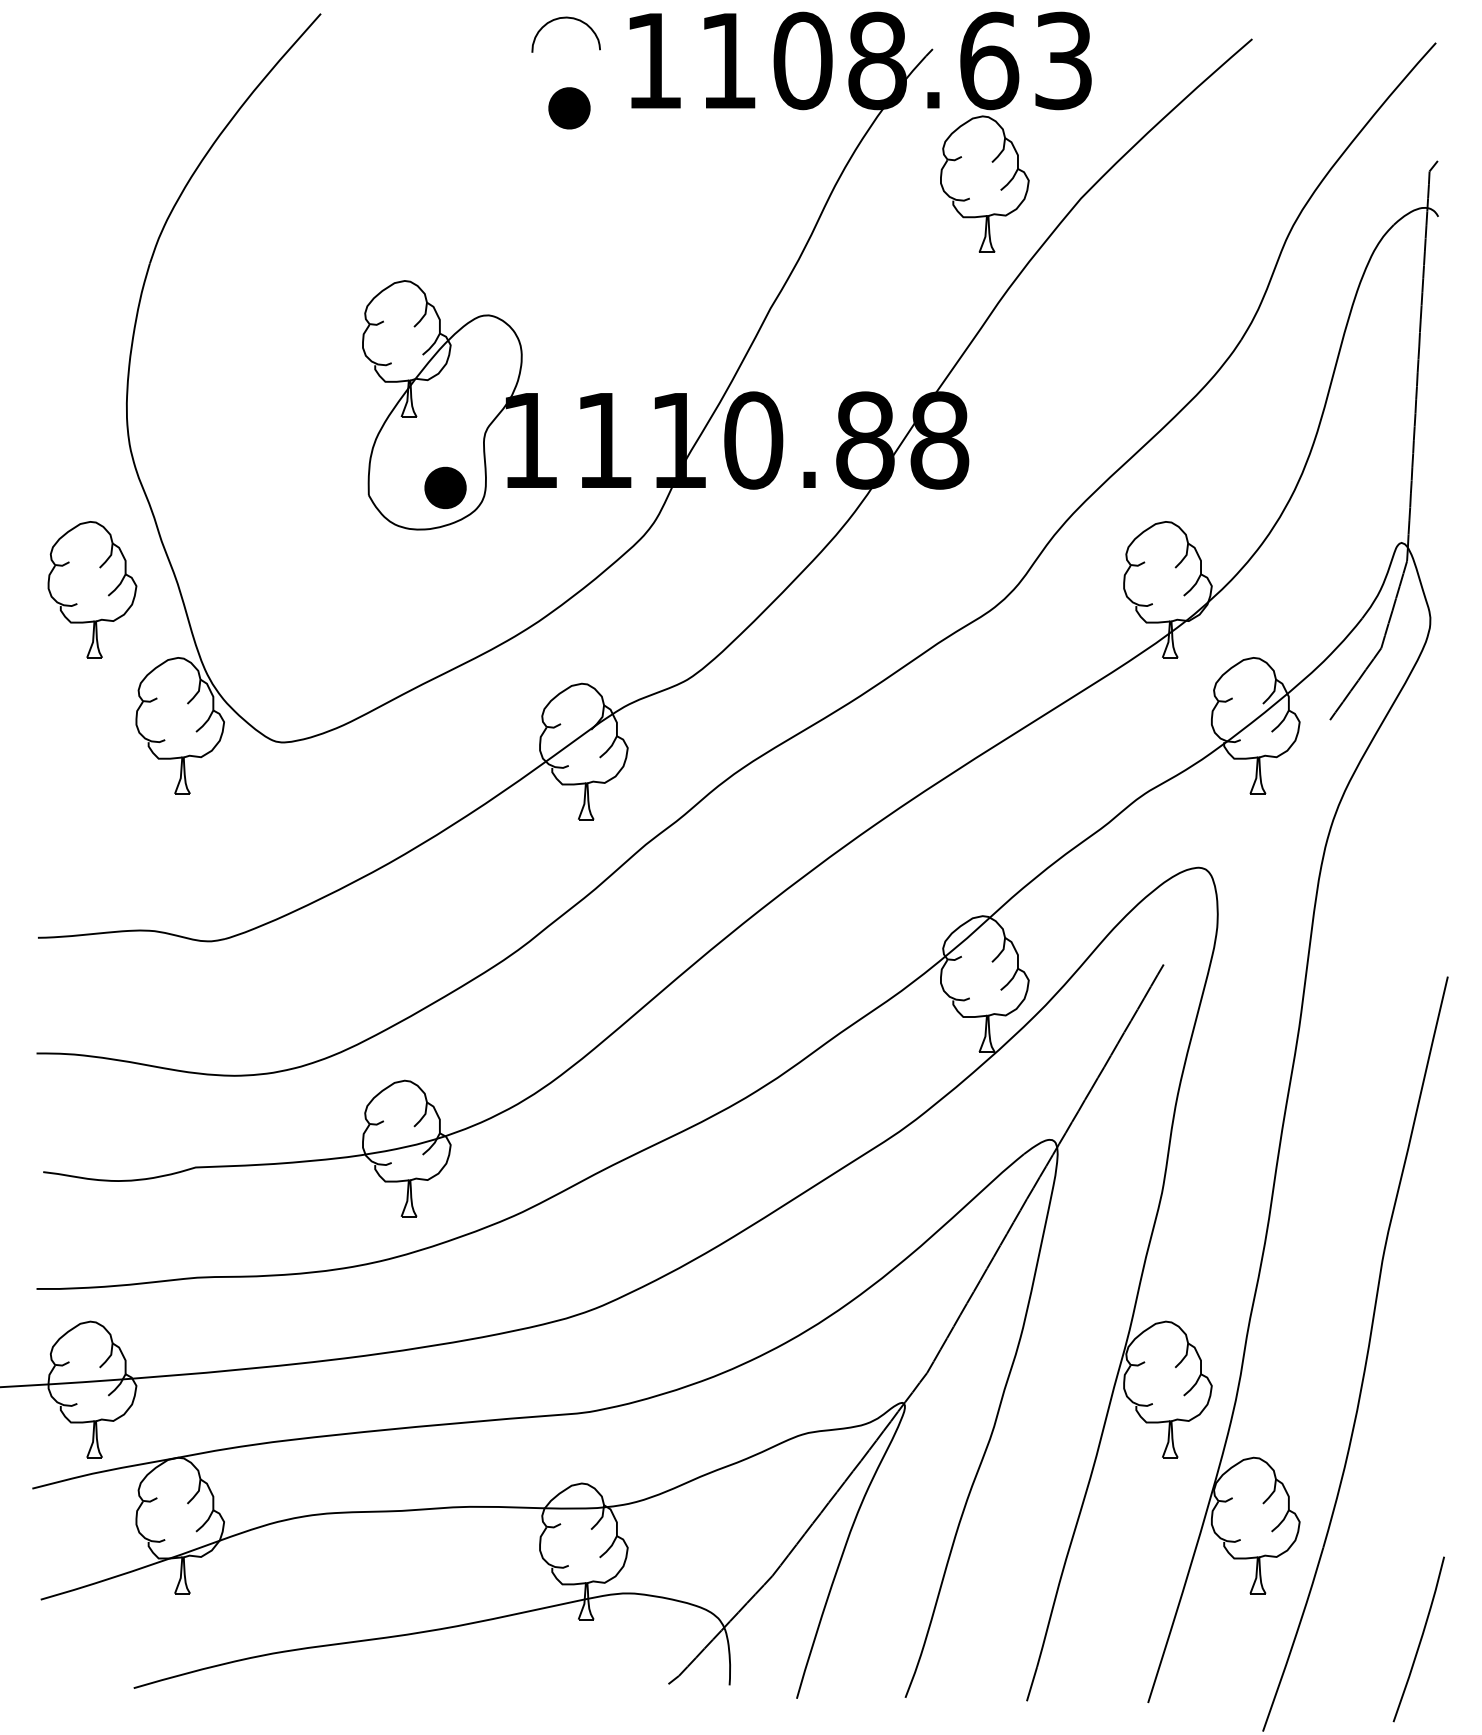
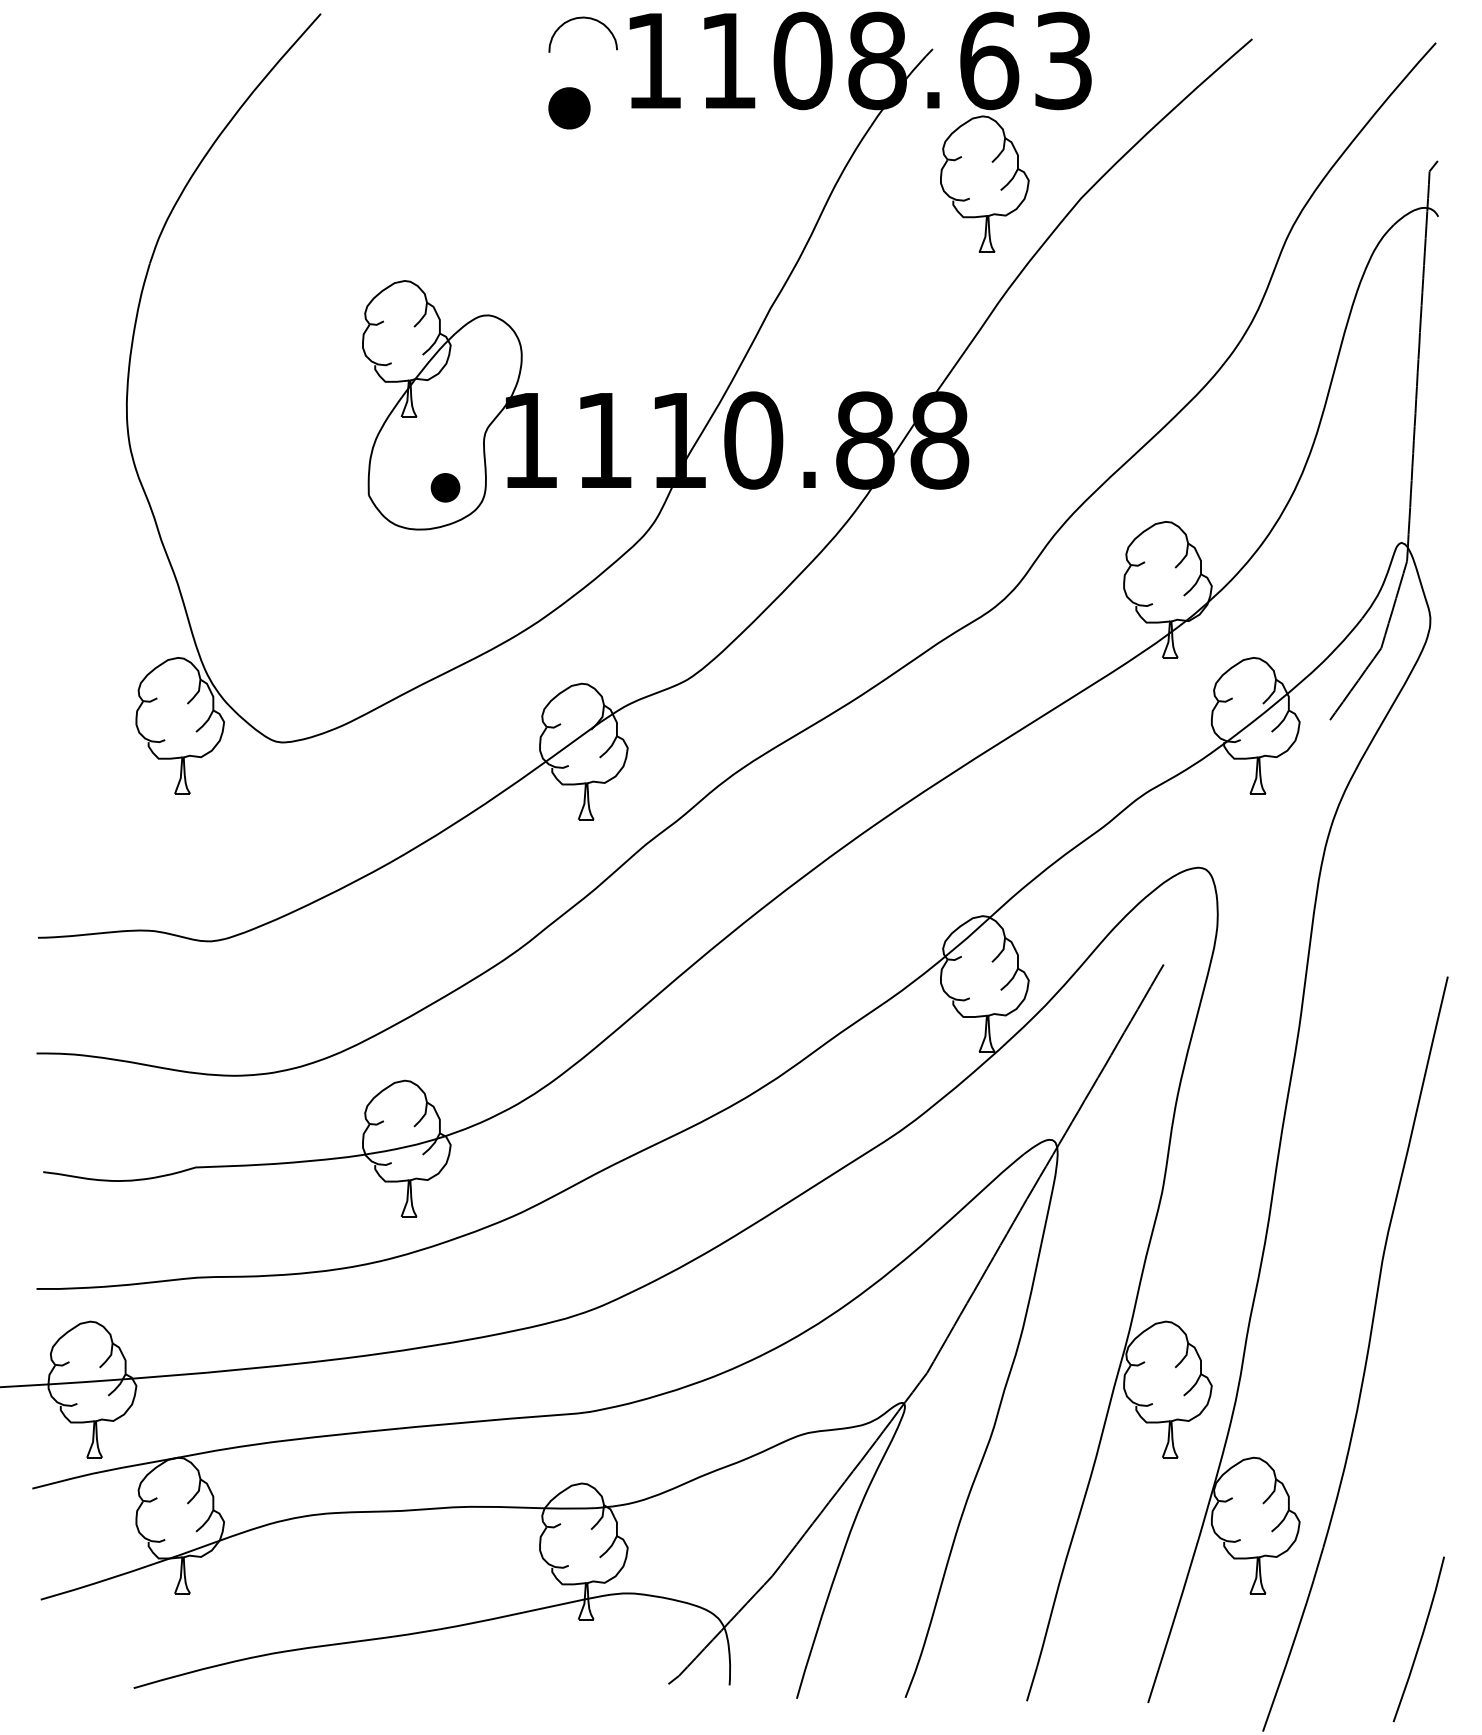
curve position: (565, 18) -> (582, 18) (582, 18)
part size: 43x43 px -> 31x30 px (445, 487)
part: present -> none (92, 589)
